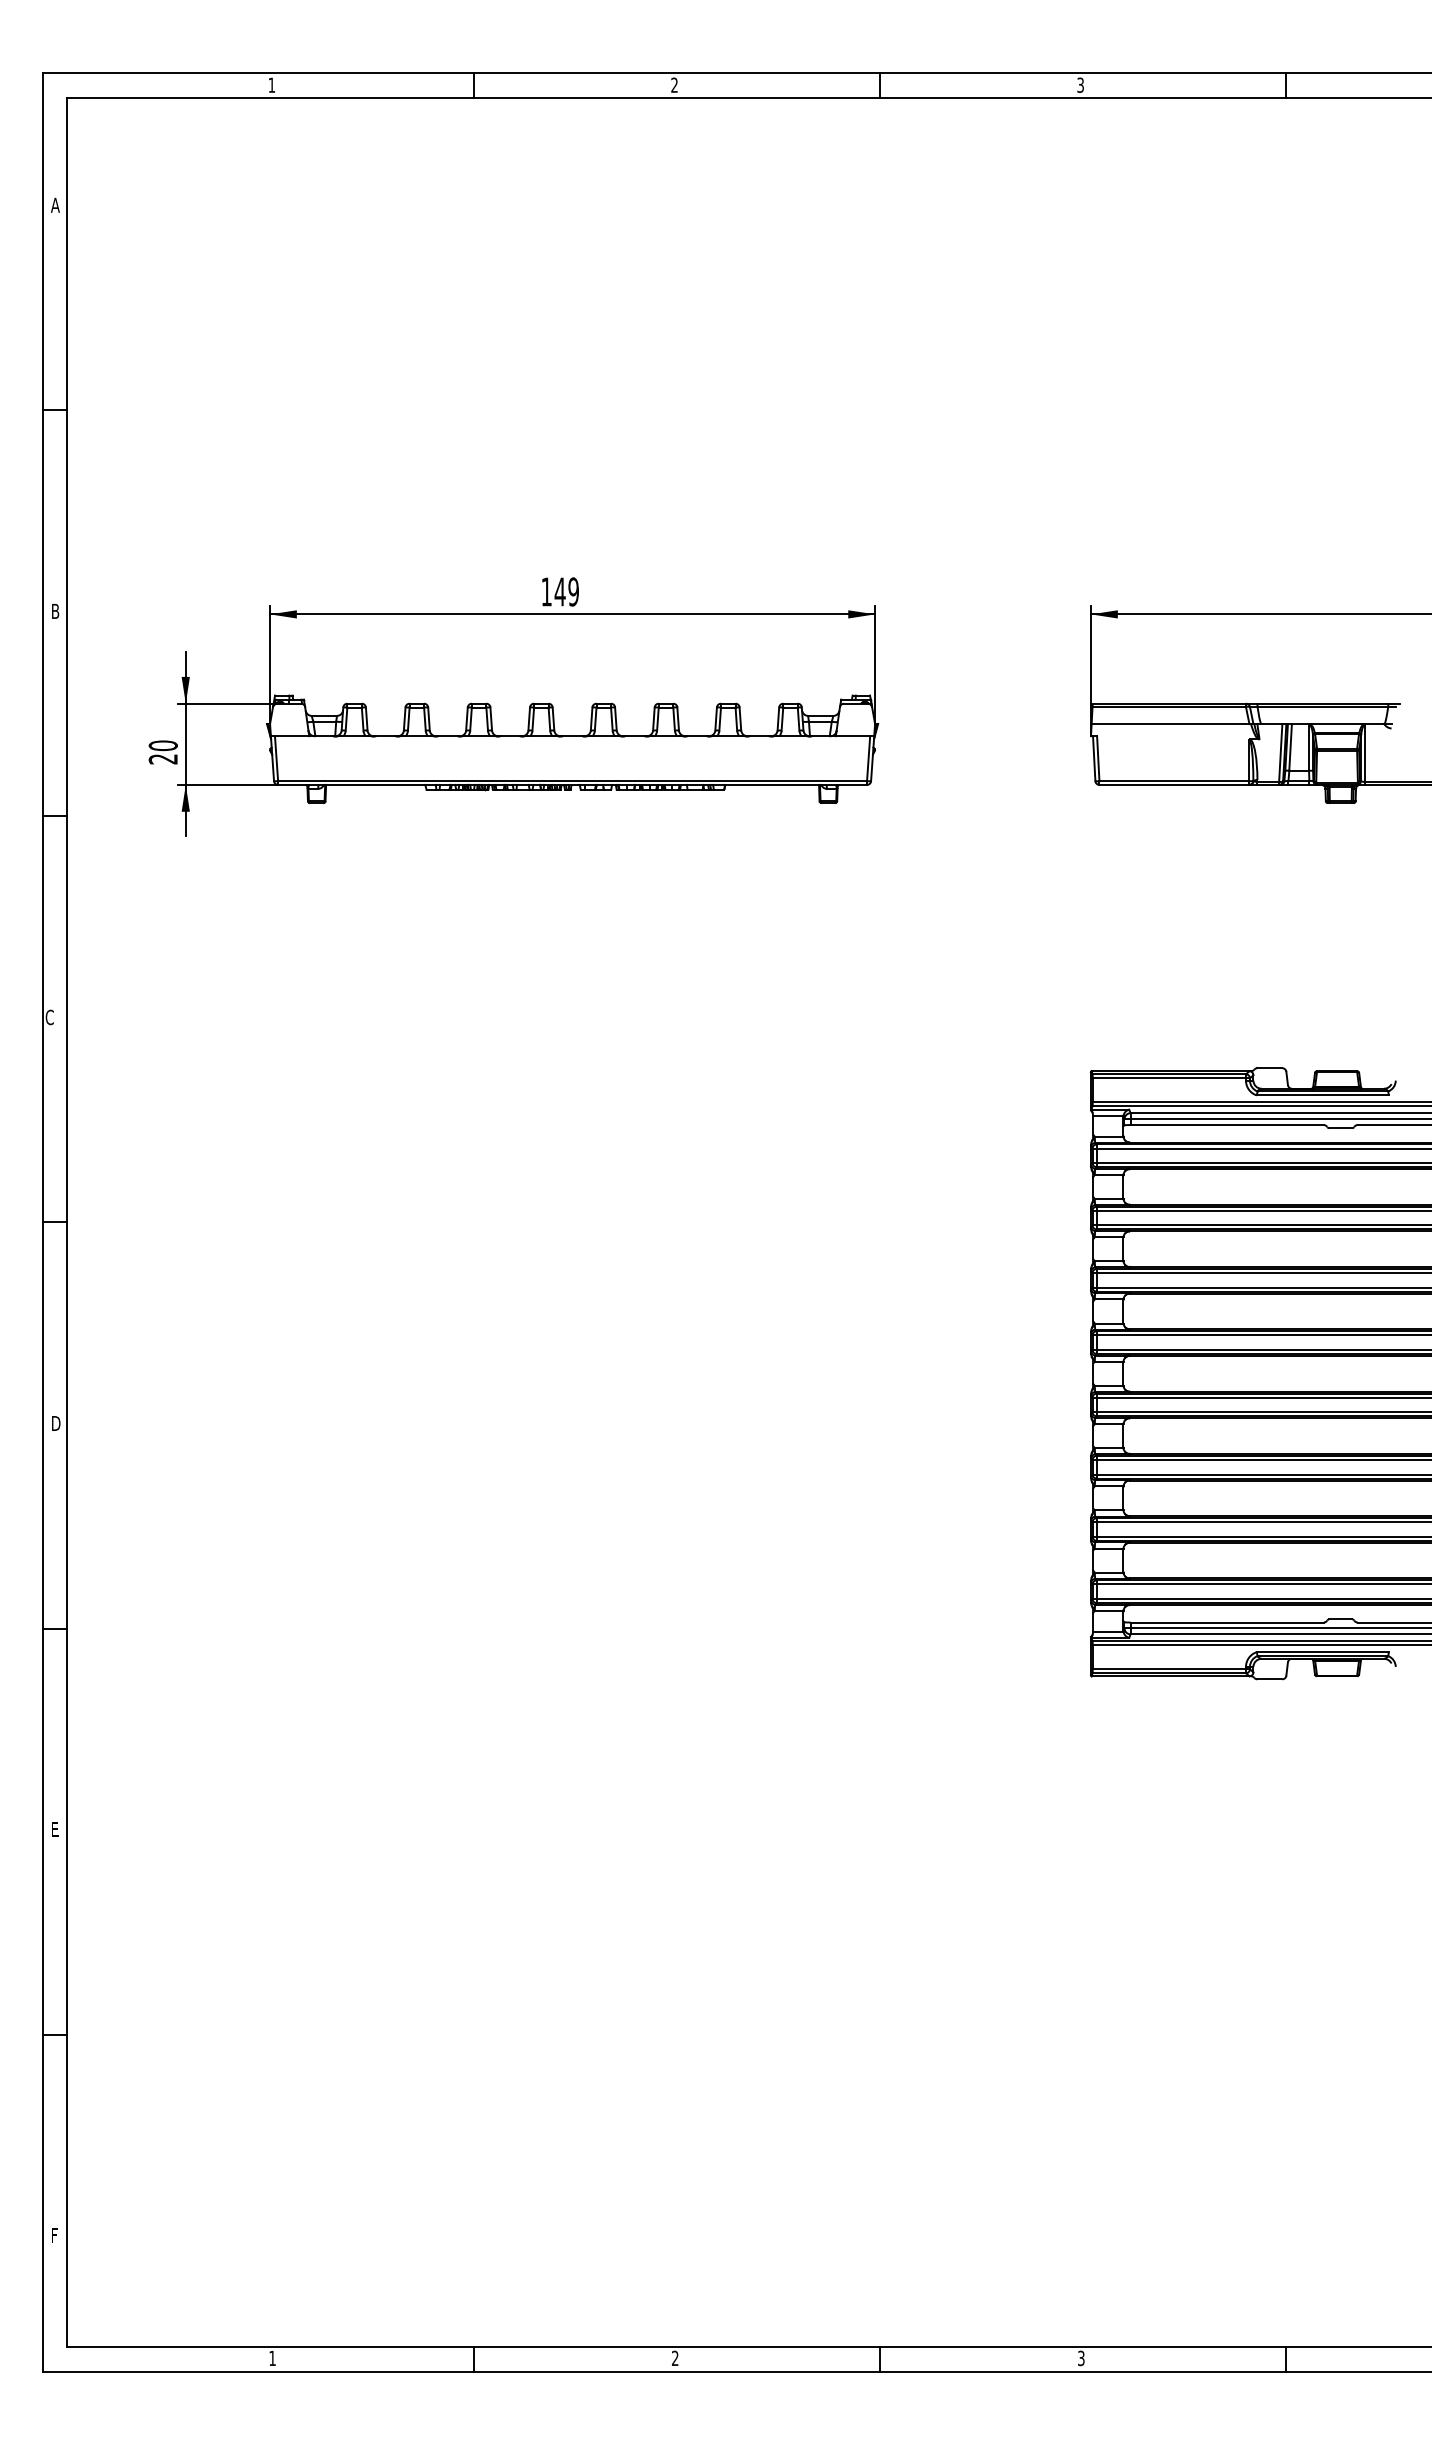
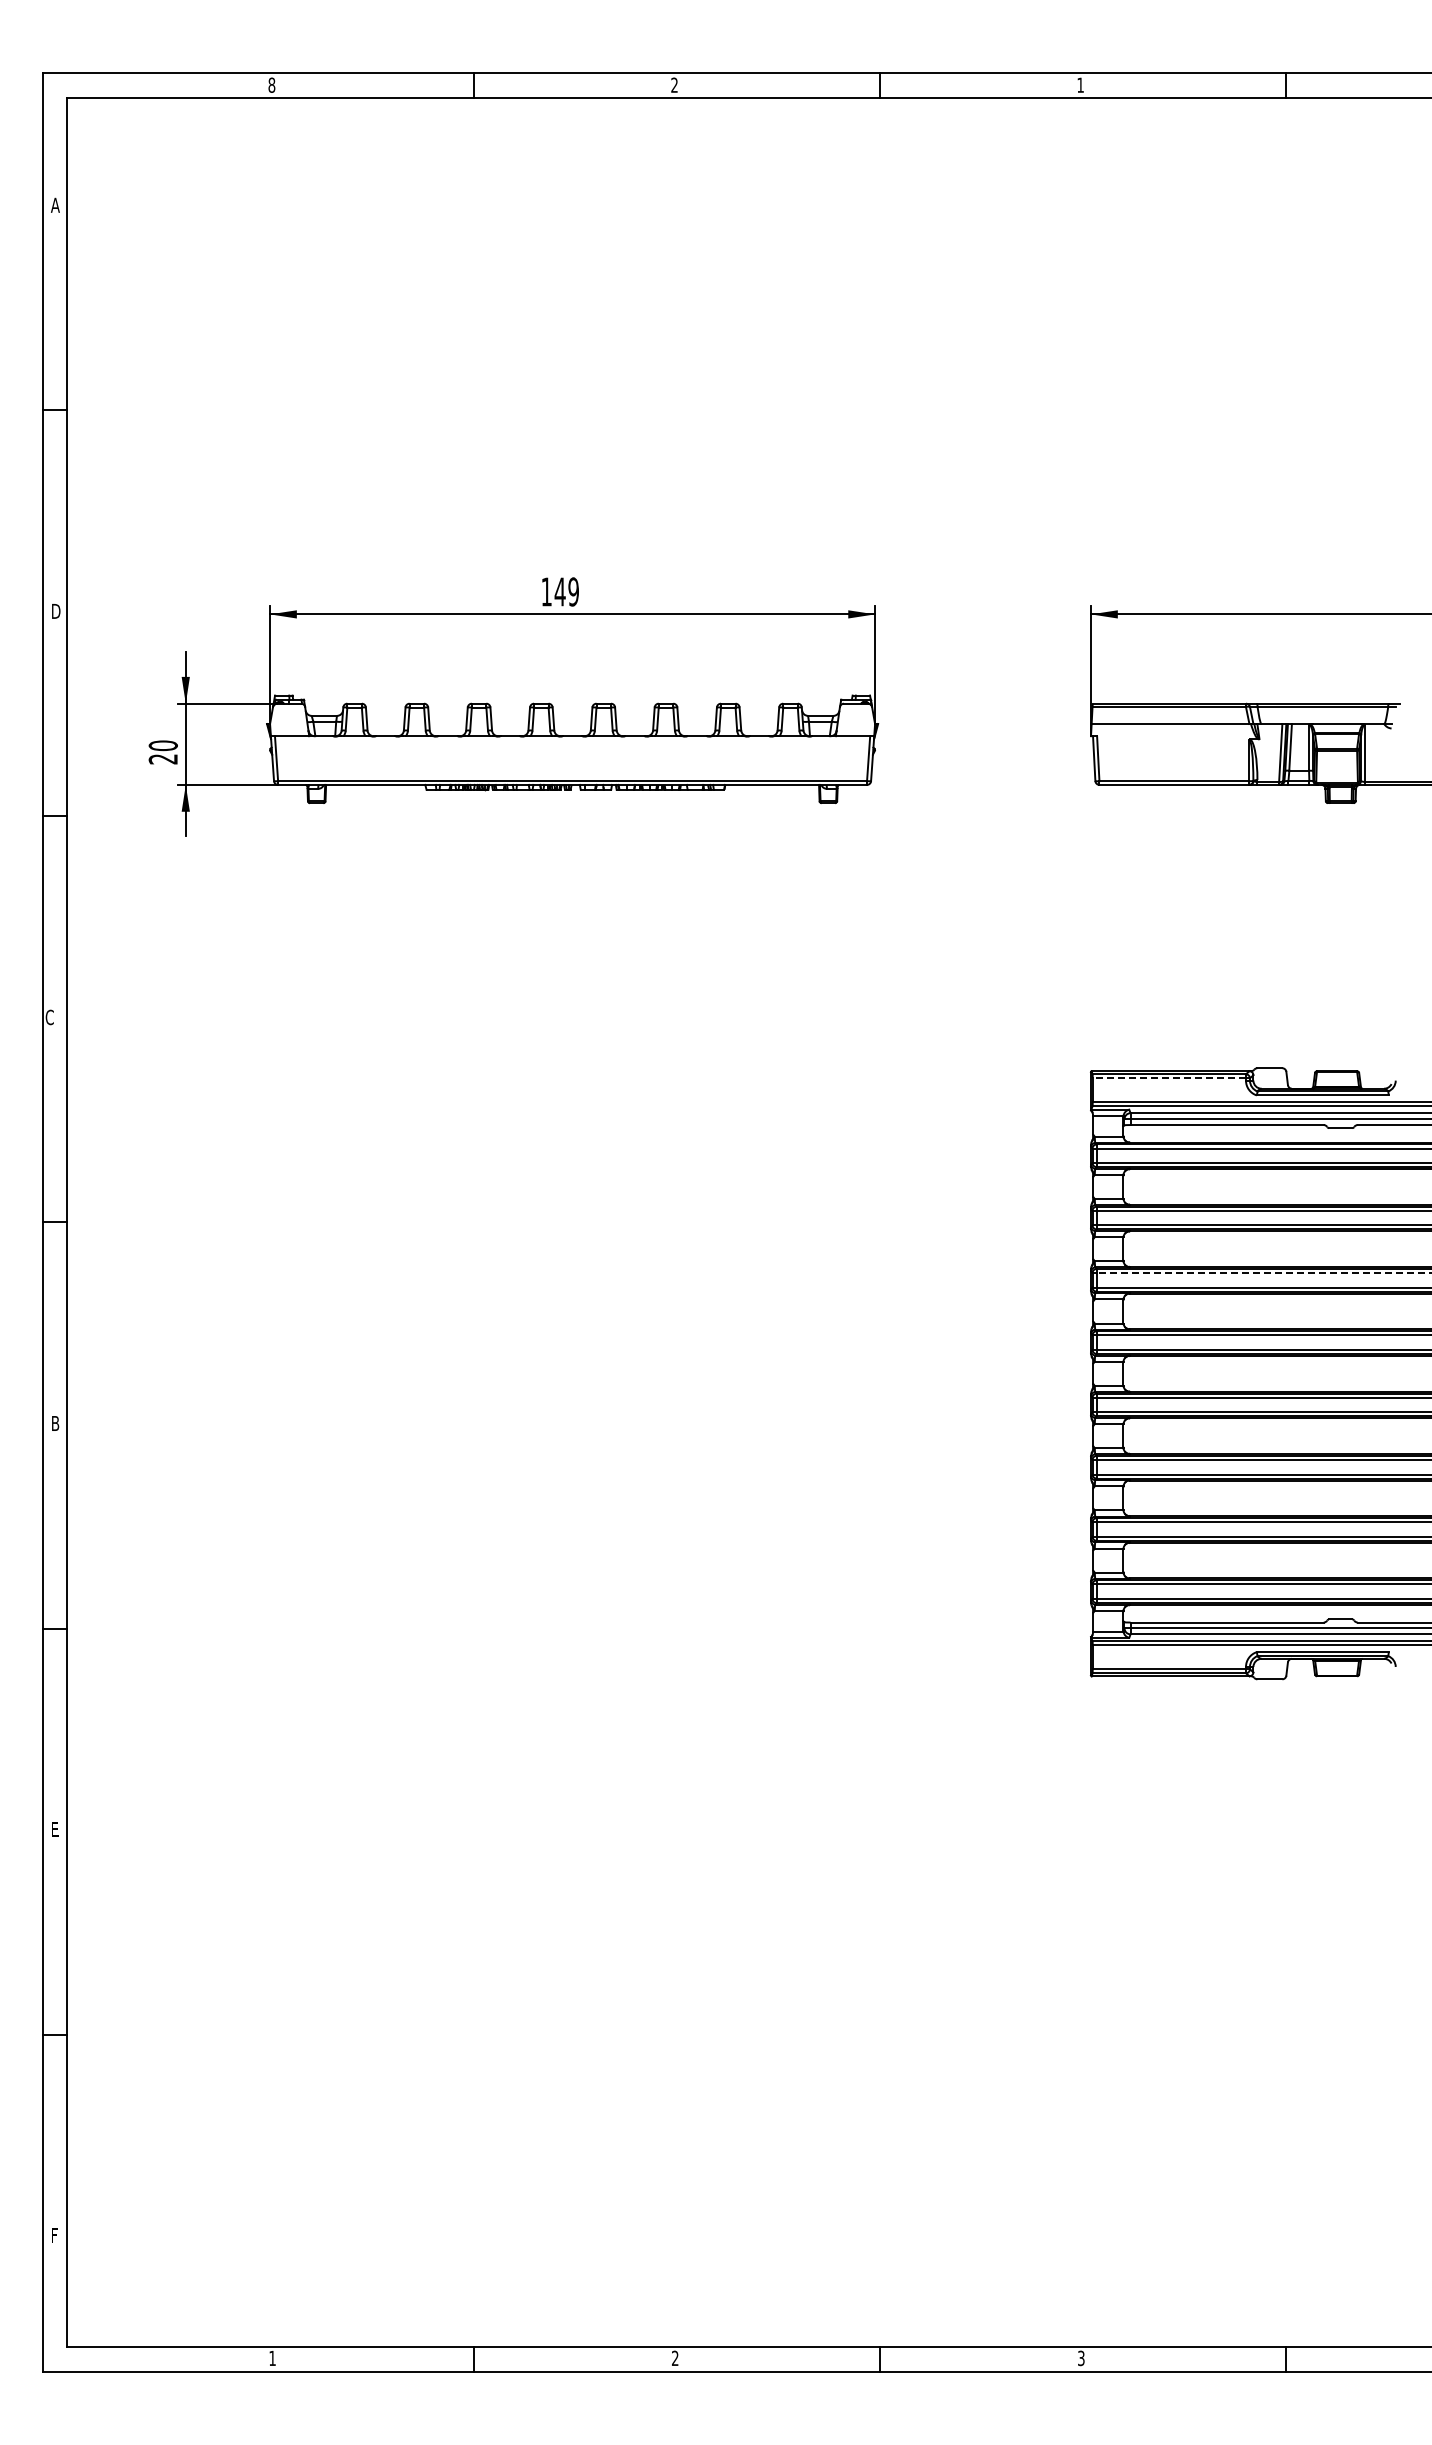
text: 1 -> 8 (271, 84)
text: 3 -> 1 (1080, 84)
text: B -> D (56, 611)
line: solid -> dashed (1169, 1078)
line: solid -> dashed (1263, 1273)
text: D -> B (56, 1423)
